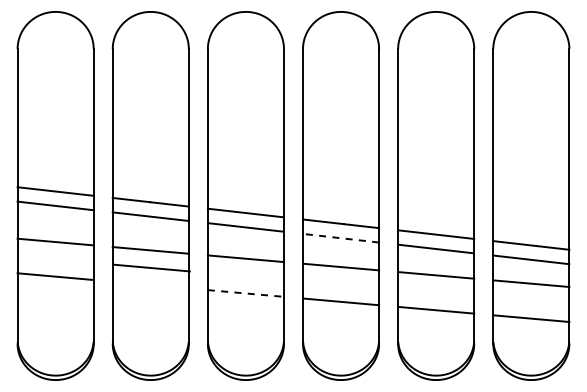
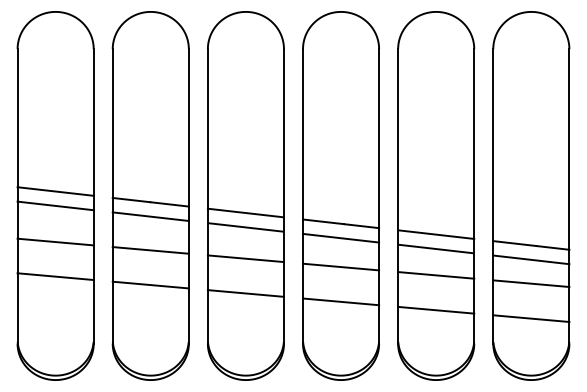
line: dashed -> solid (340, 238)
line position: (151, 267) -> (150, 284) (150, 284)
line: dashed -> solid (246, 293)
